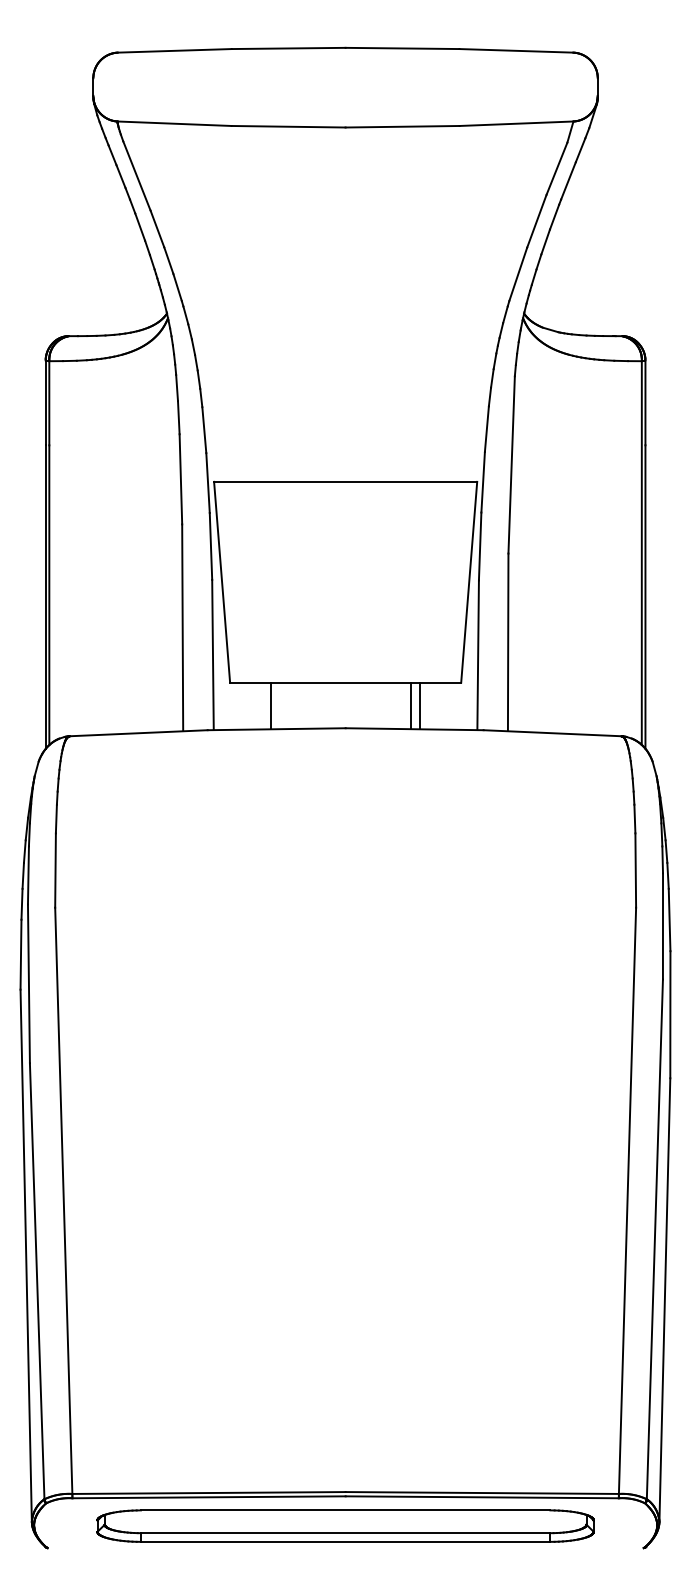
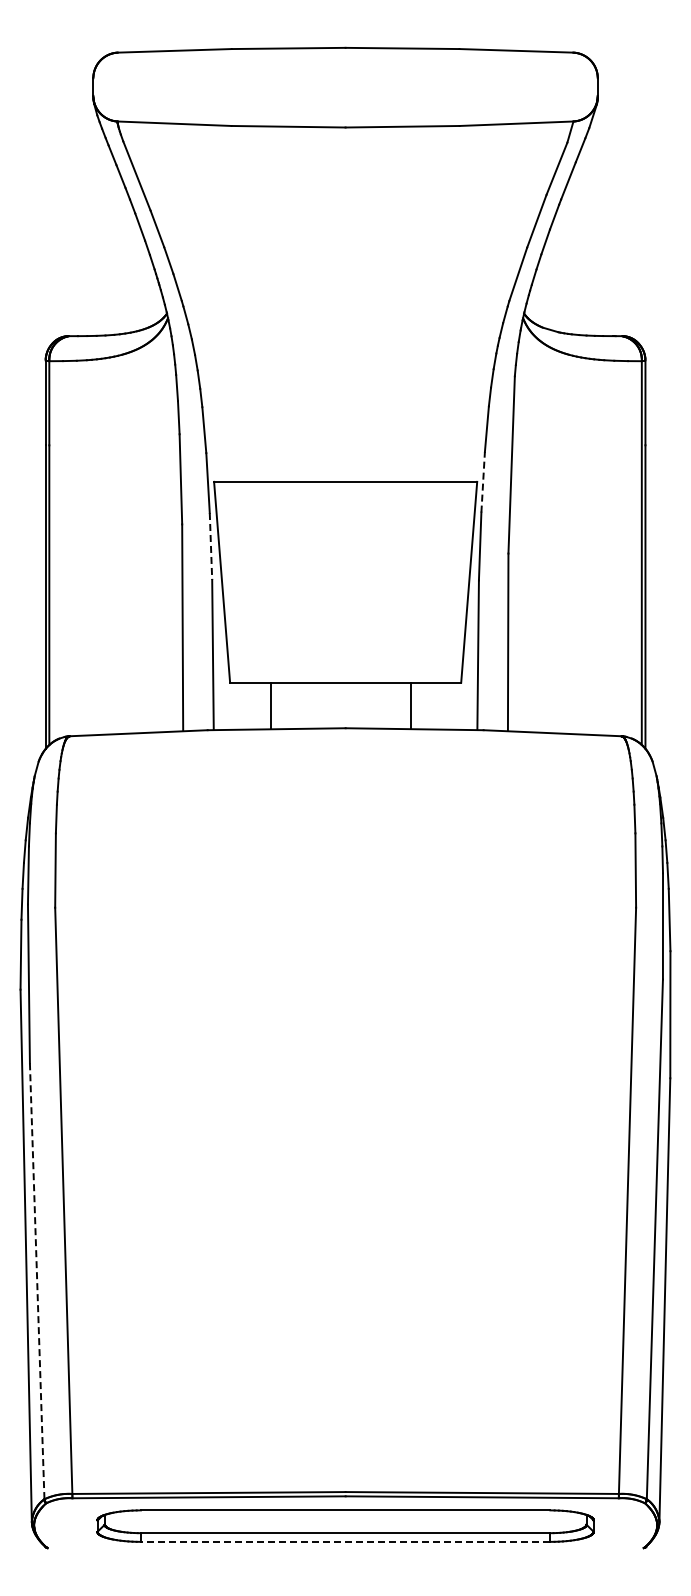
line: solid -> dashed (483, 481)
line: solid -> dashed (211, 546)
line: present -> none (420, 705)
line: solid -> dashed (37, 1281)
line: solid -> dashed (345, 1541)
